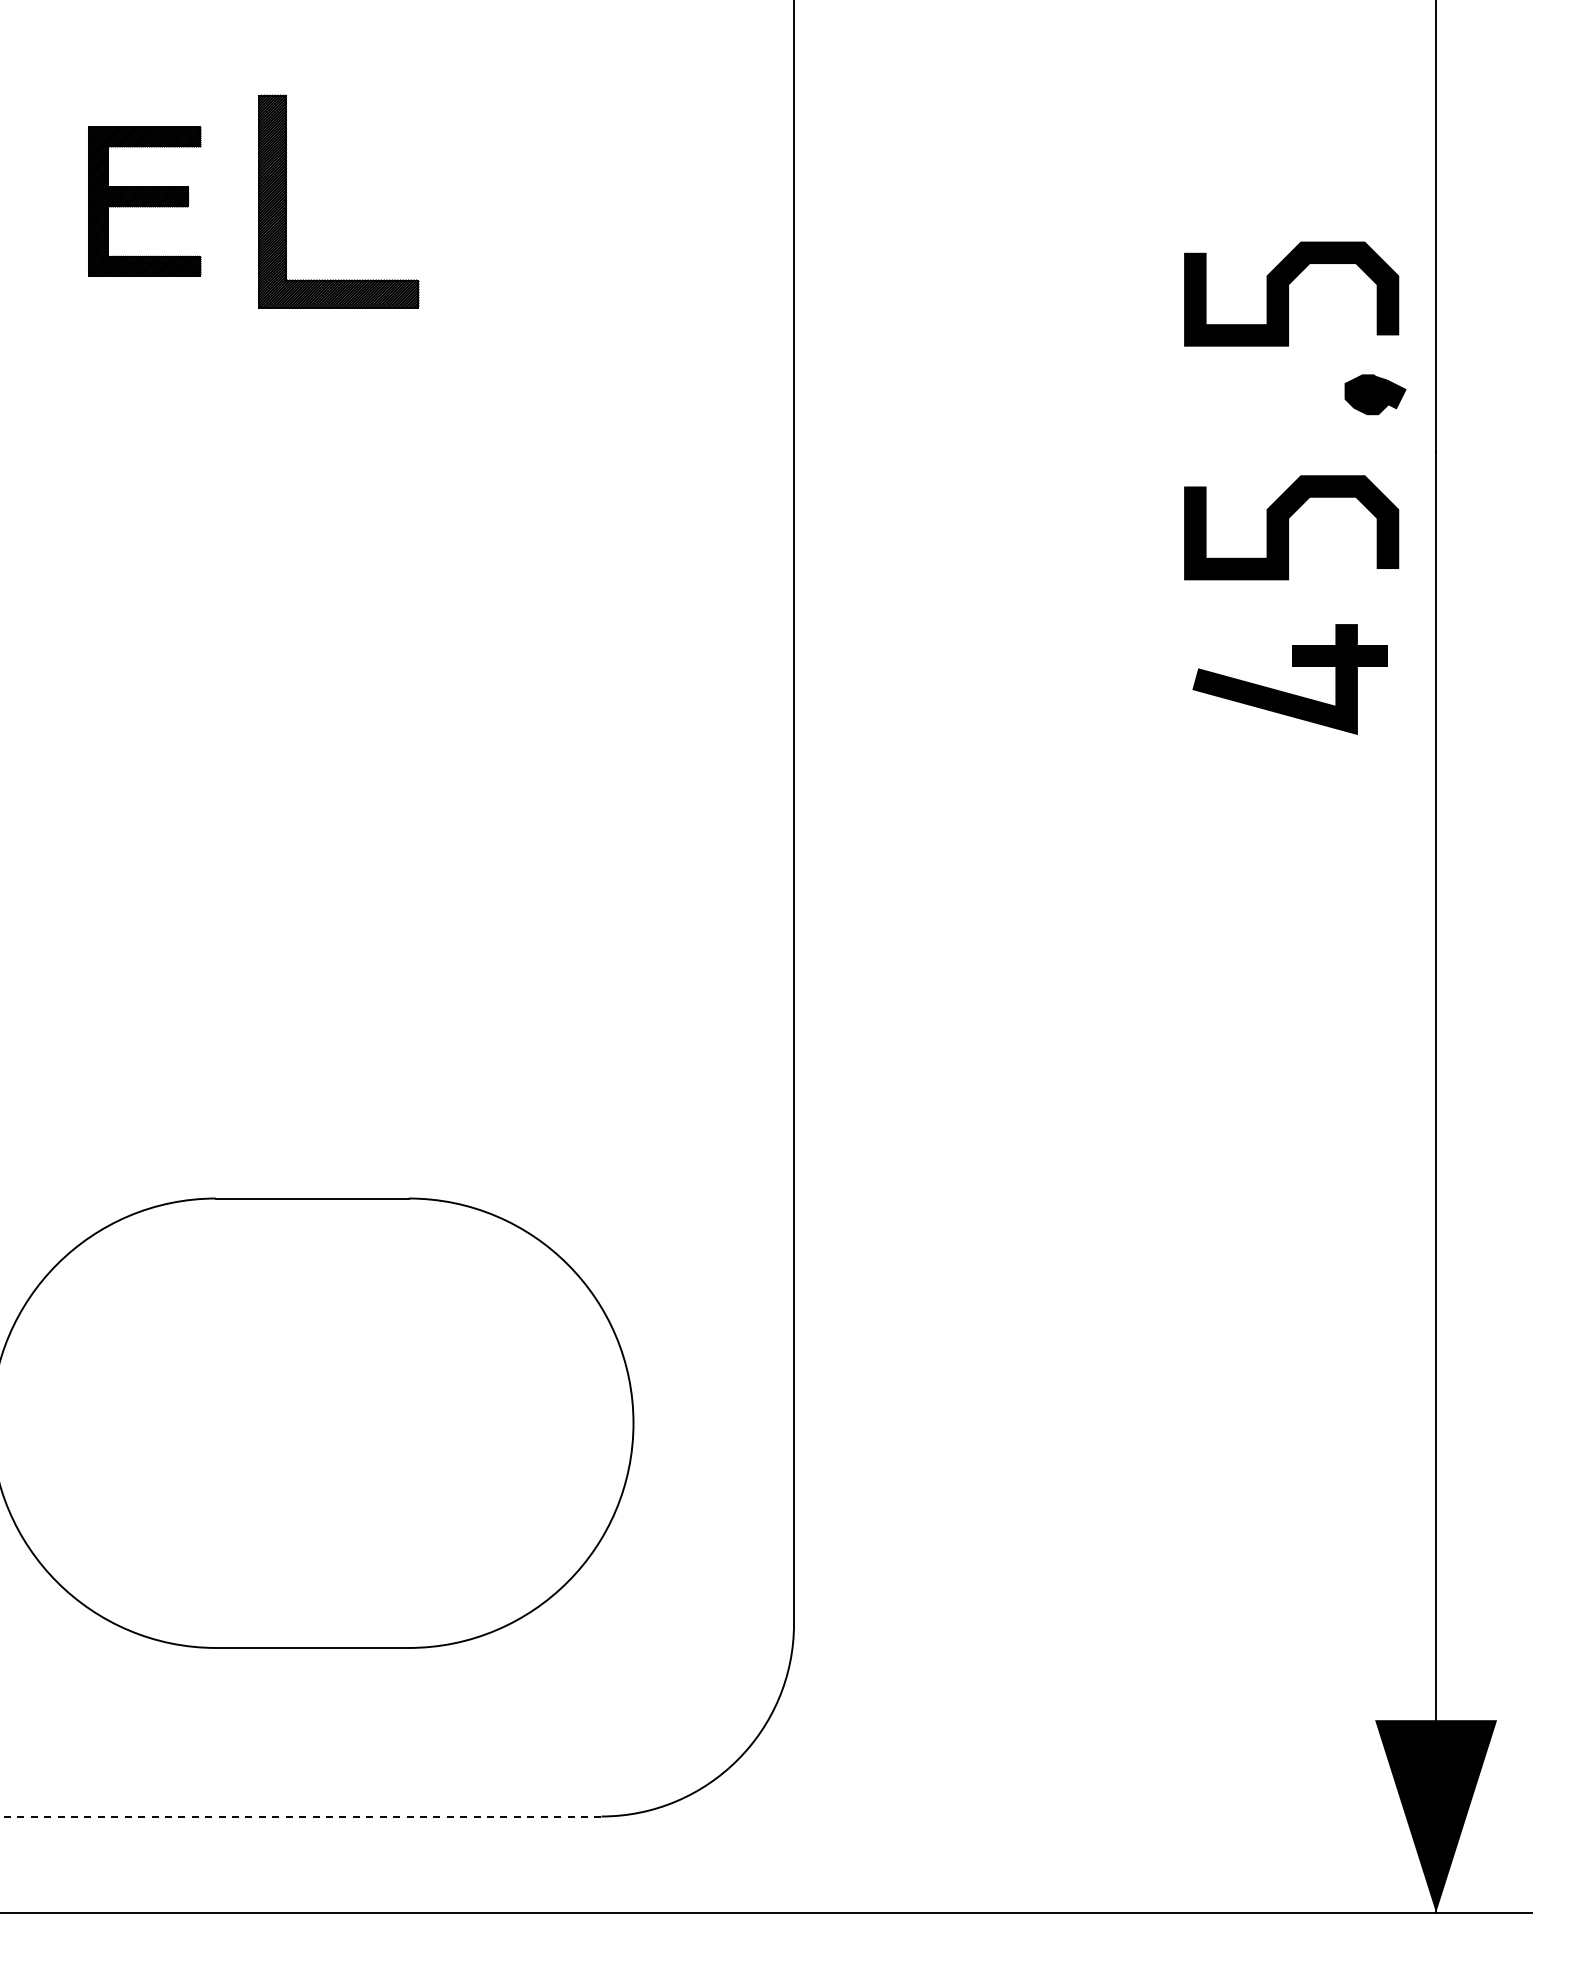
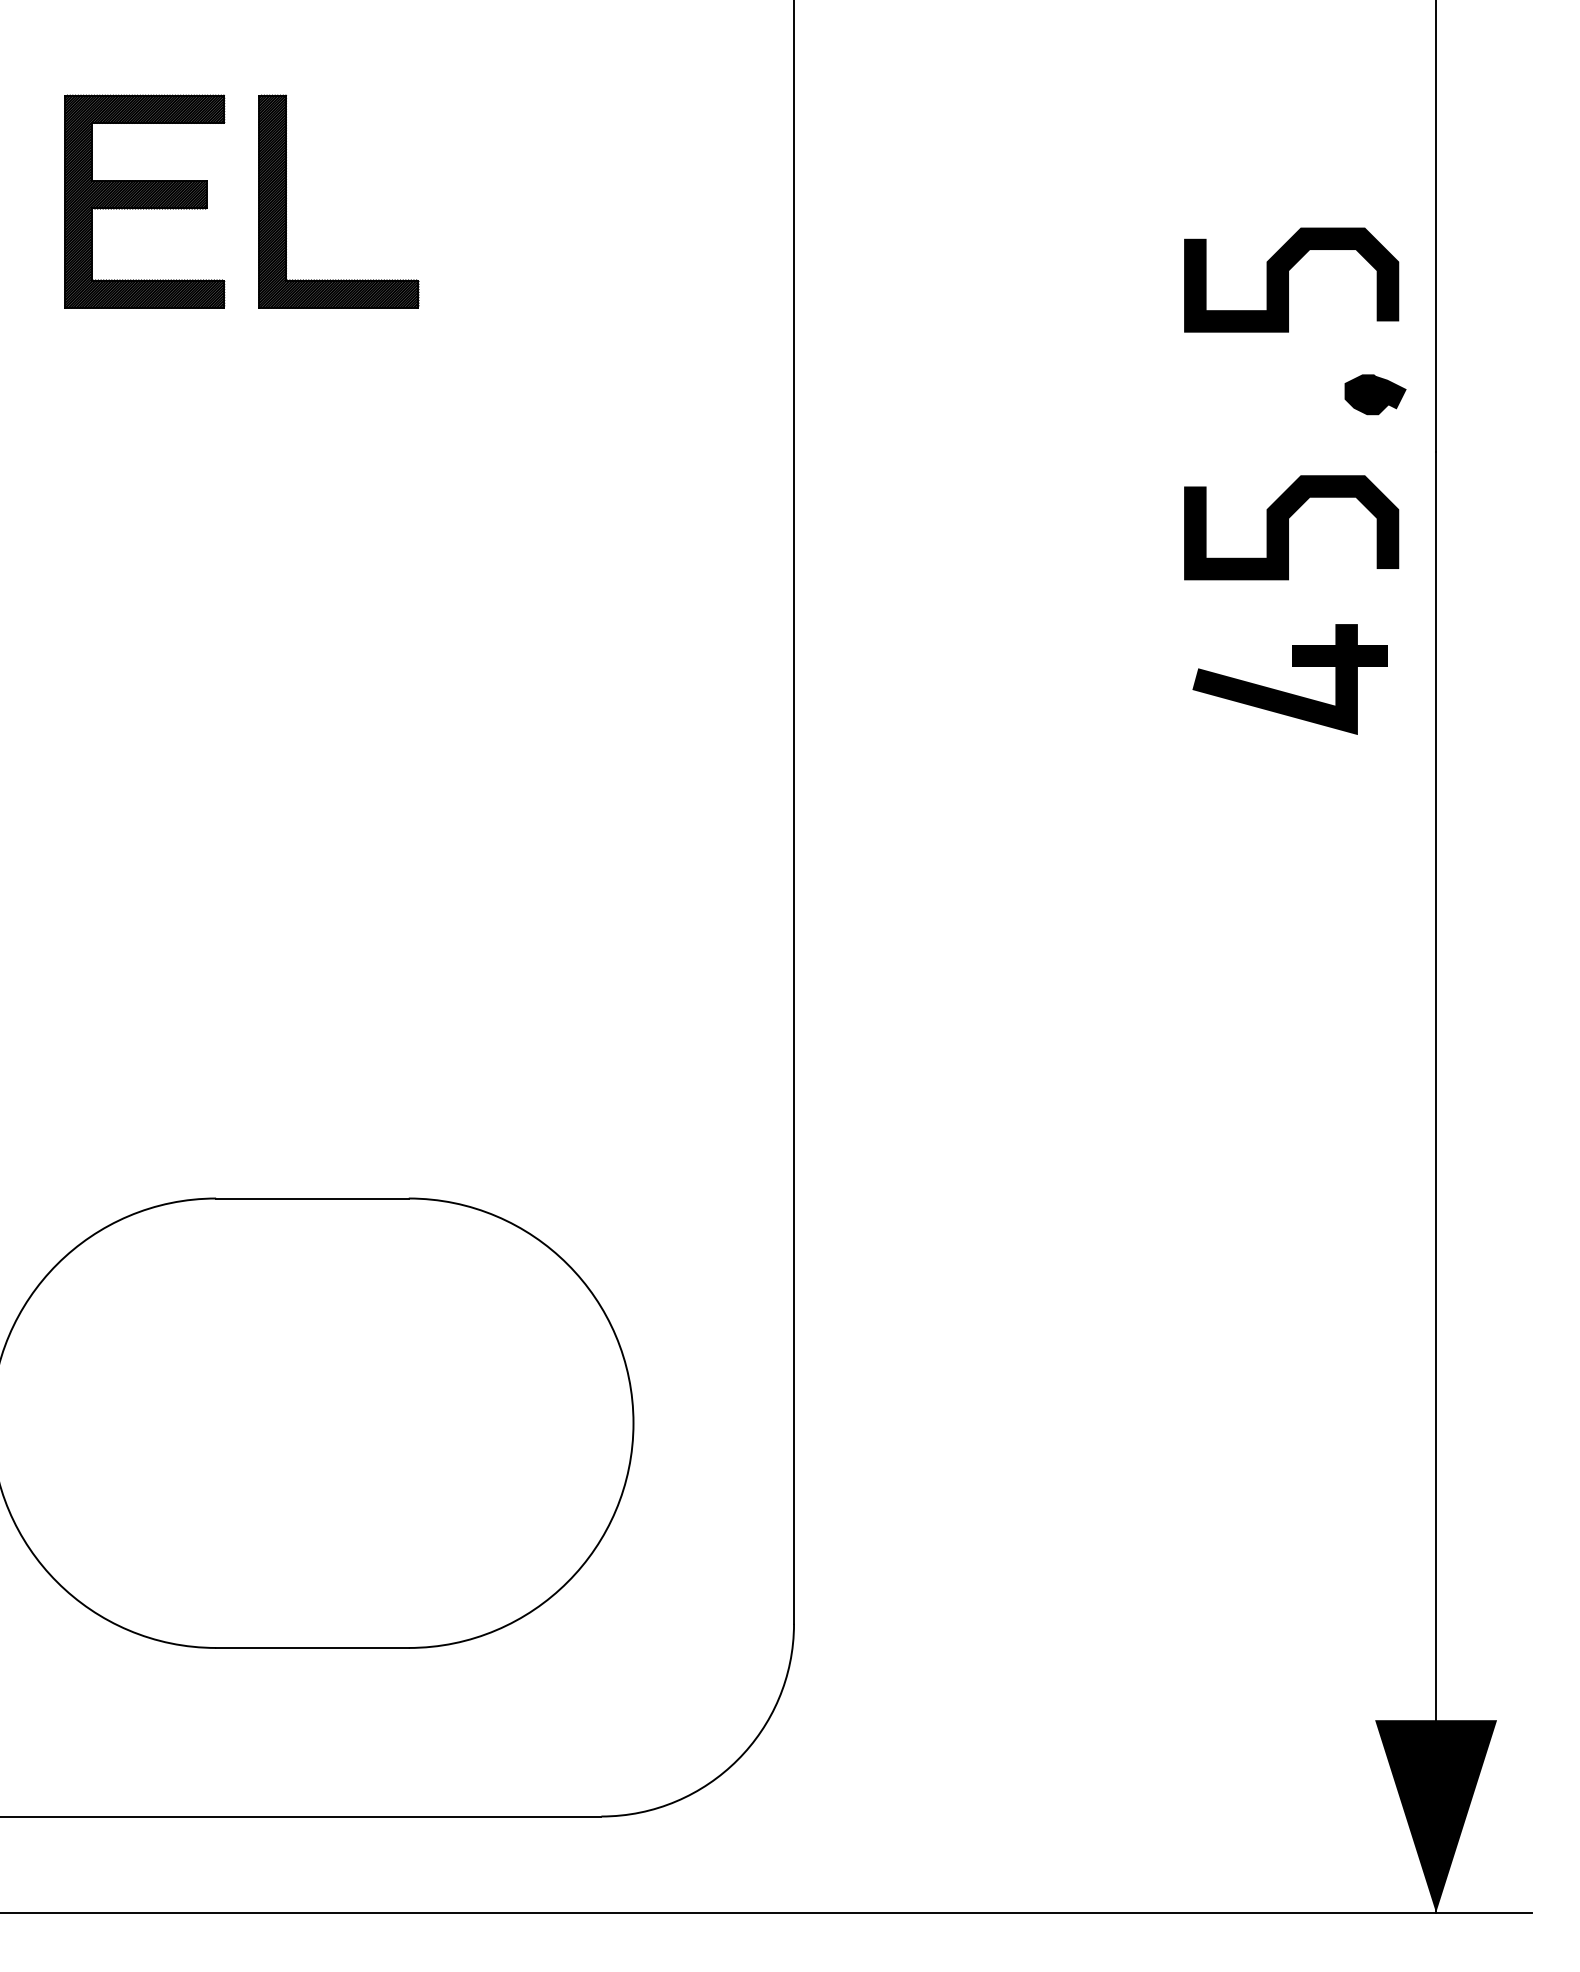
part size: 114x151 px -> 162x215 px (144, 201)
curve position: (1288, 293) -> (1288, 279) (1288, 279)
line: dashed -> solid (300, 1816)
